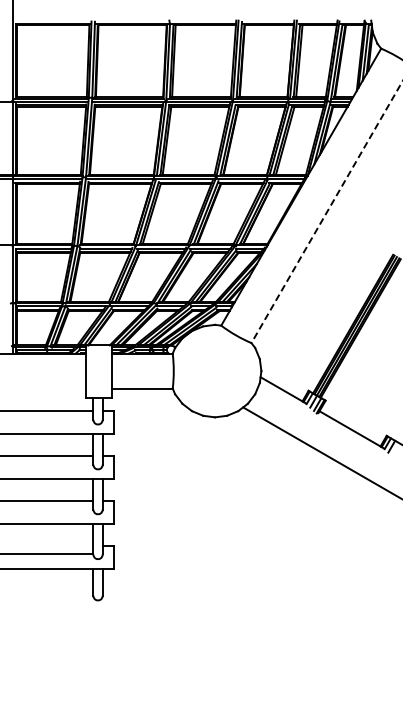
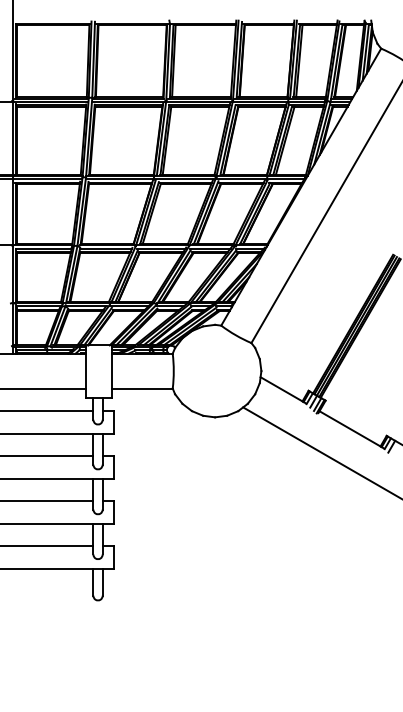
line: dashed -> solid (326, 212)
line: none -> present (43, 388)
line position: (47, 553) -> (47, 545) (47, 545)
